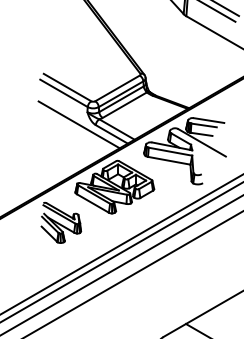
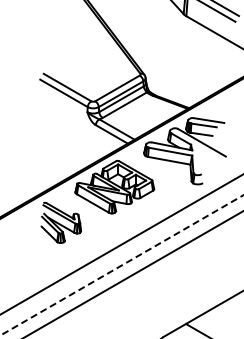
line: present -> none (78, 124)
line: present -> none (121, 252)
line: solid -> dashed (121, 265)
